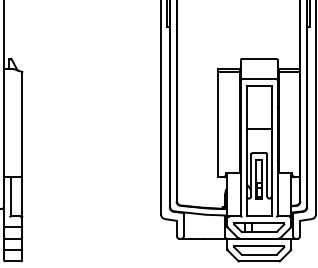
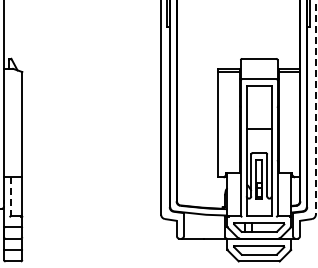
line: solid -> dashed (315, 107)
line: solid -> dashed (10, 197)
